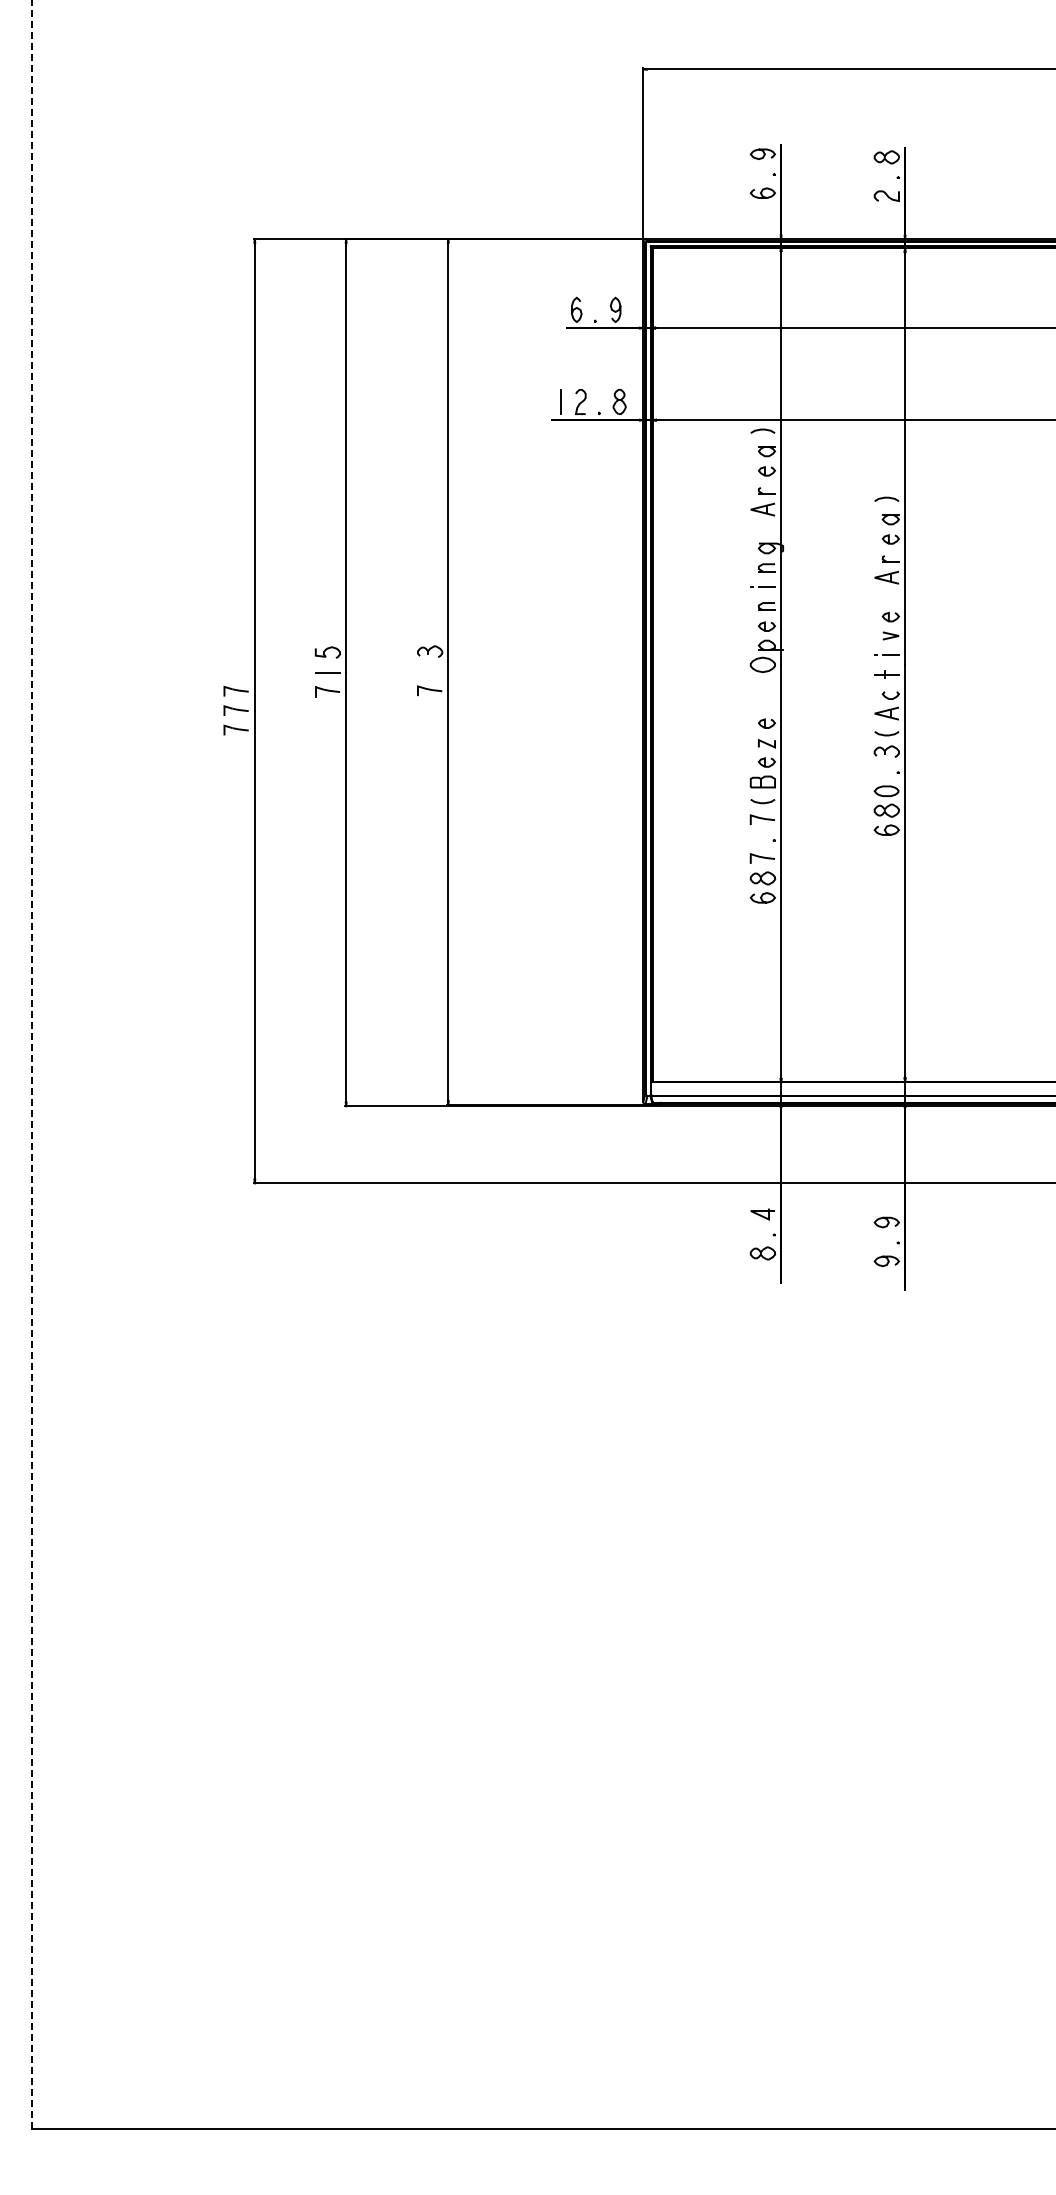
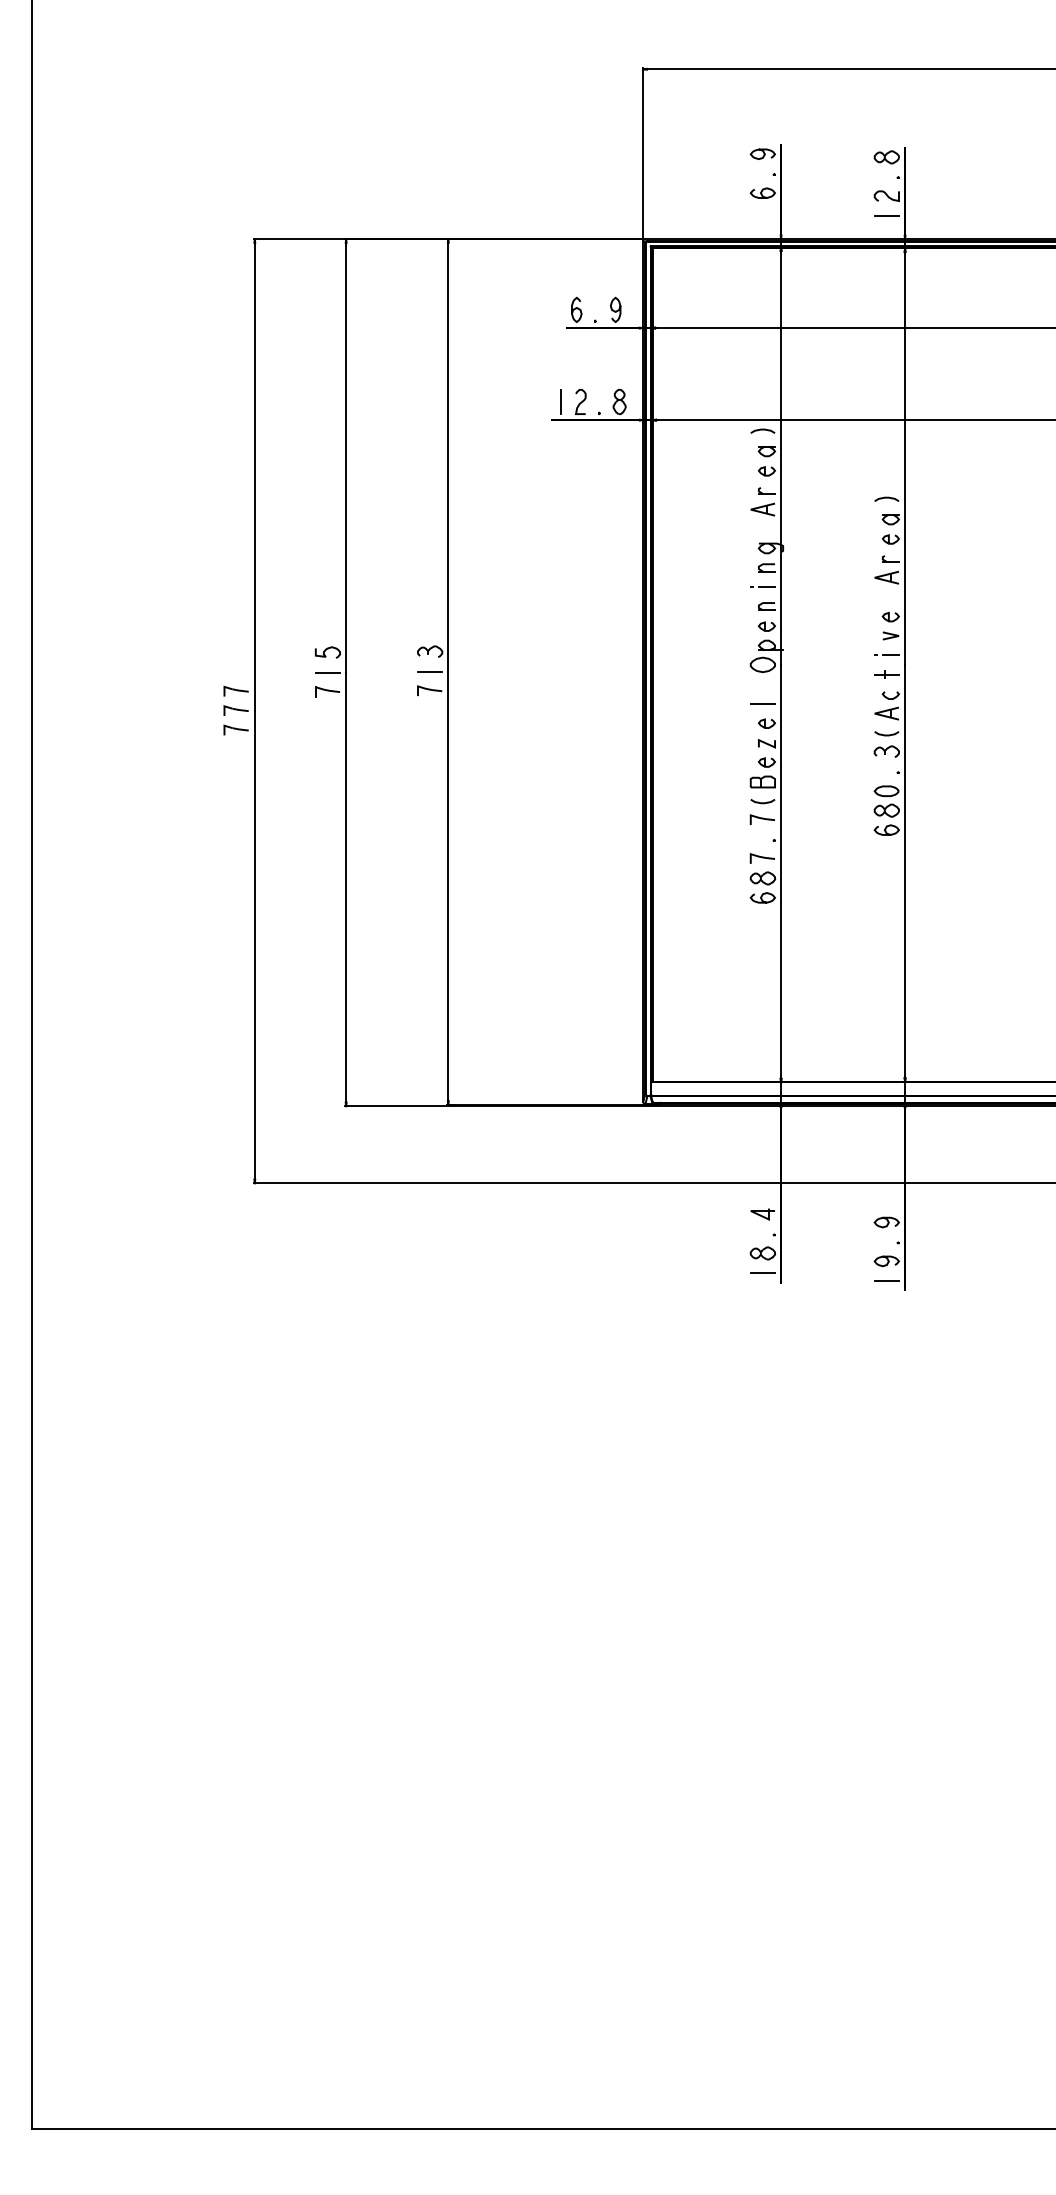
line: none -> present (886, 215)
line: none -> present (429, 671)
line: none -> present (762, 703)
line: dashed -> solid (31, 1064)
line: none -> present (762, 1272)
line: none -> present (886, 1280)
